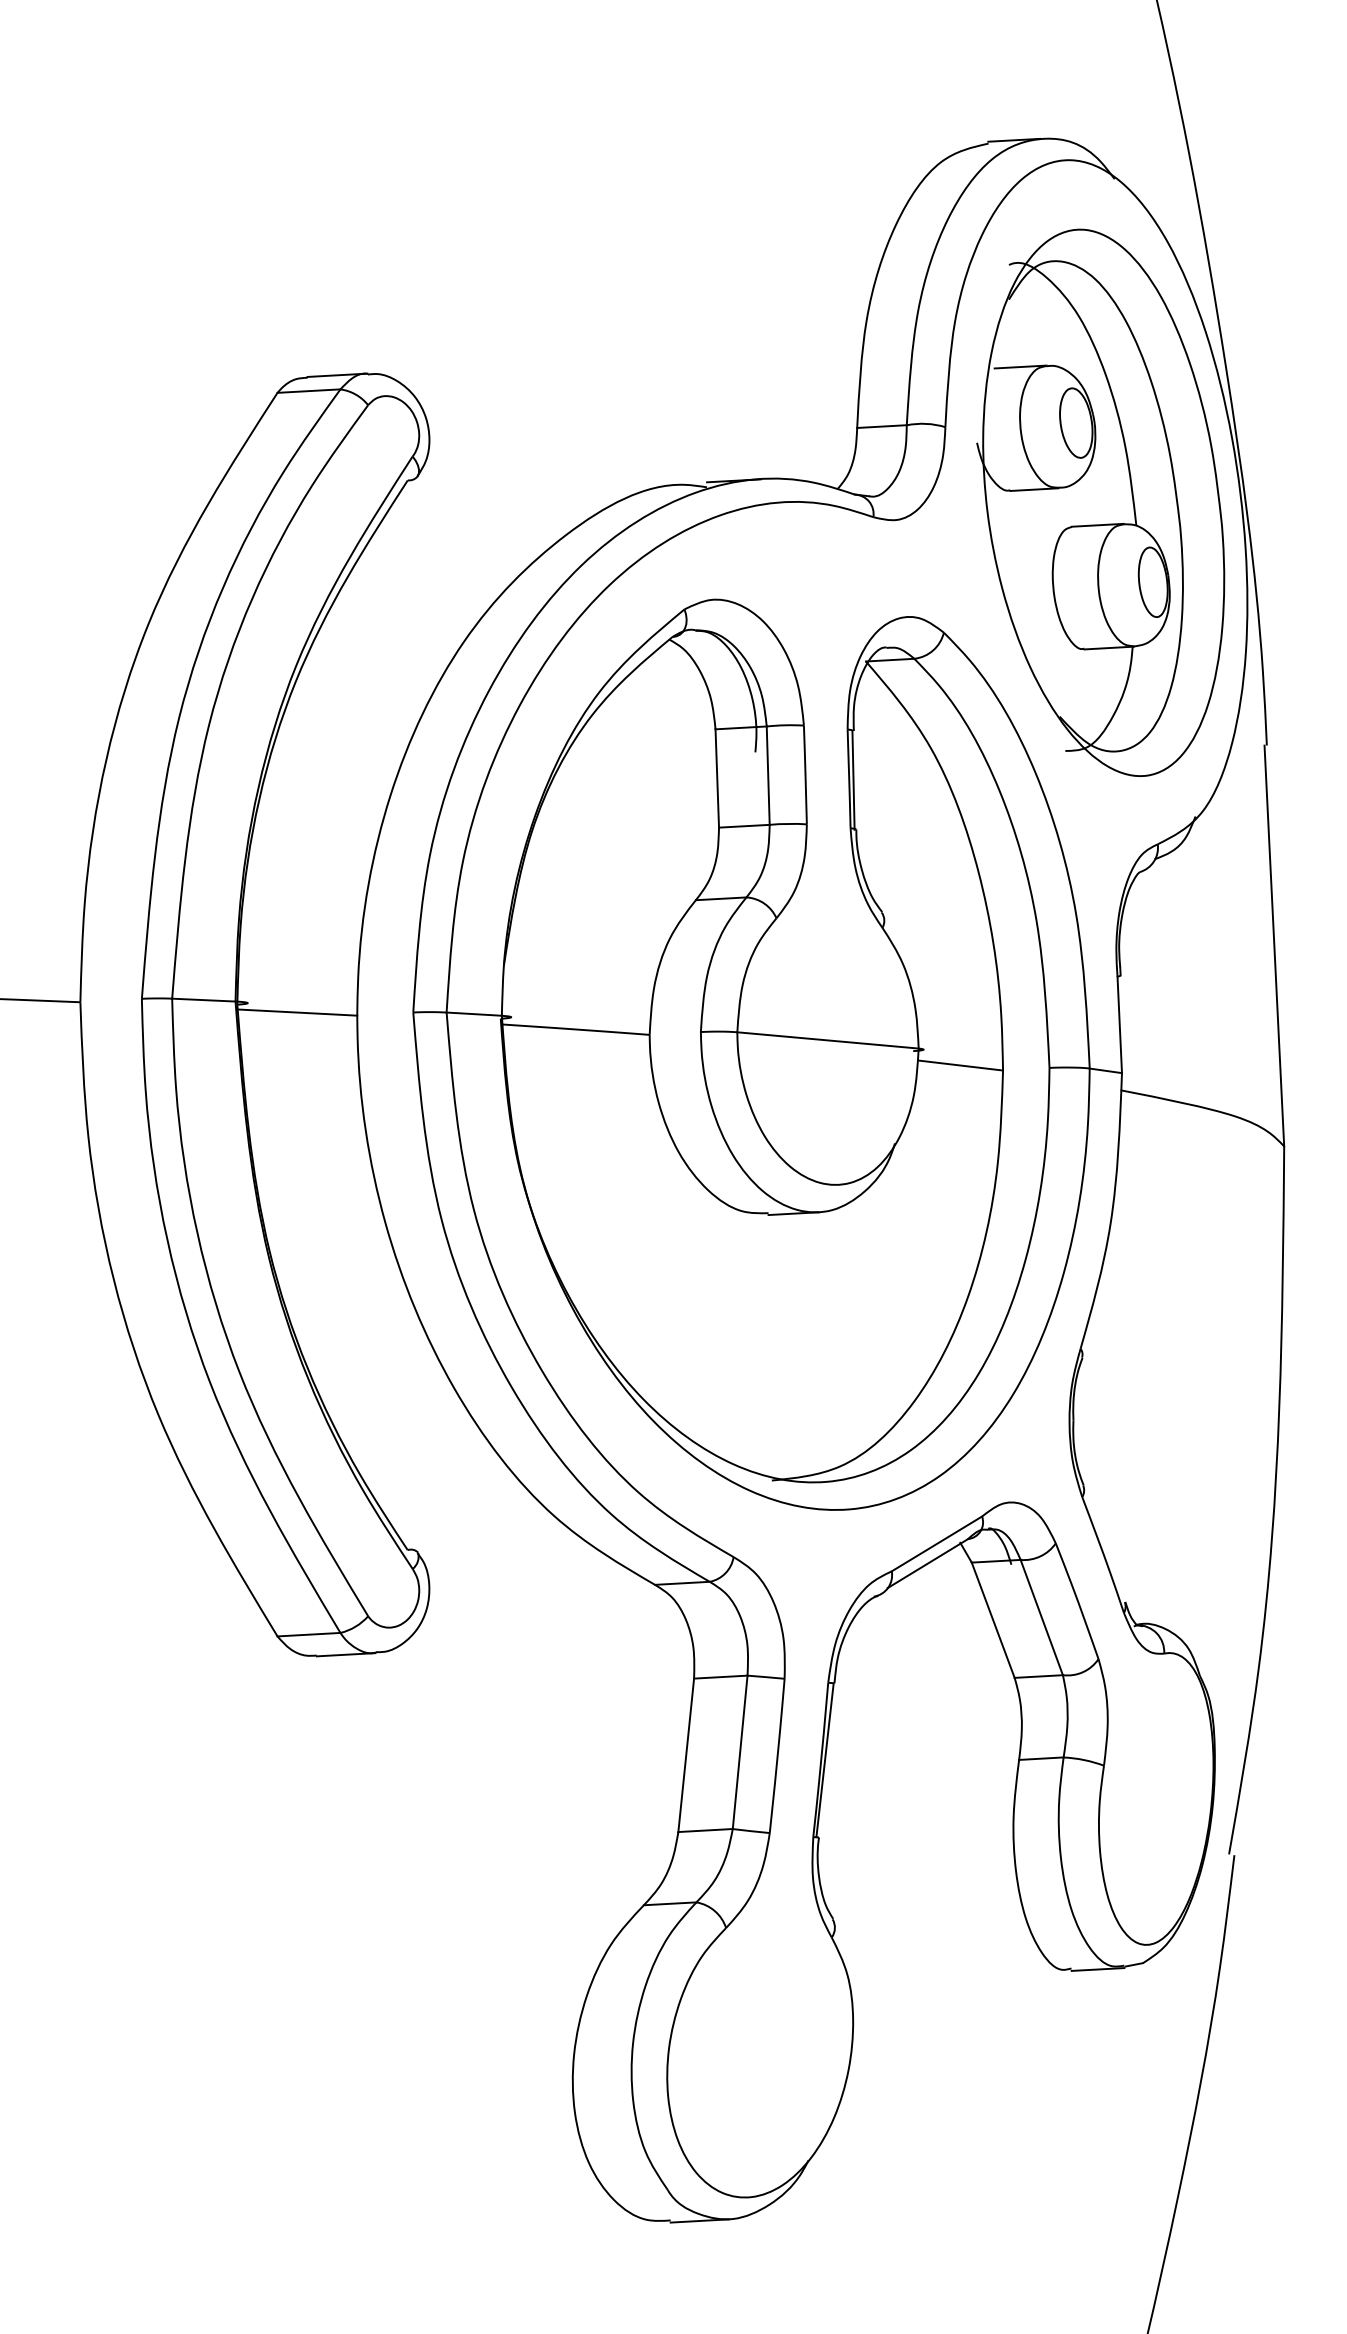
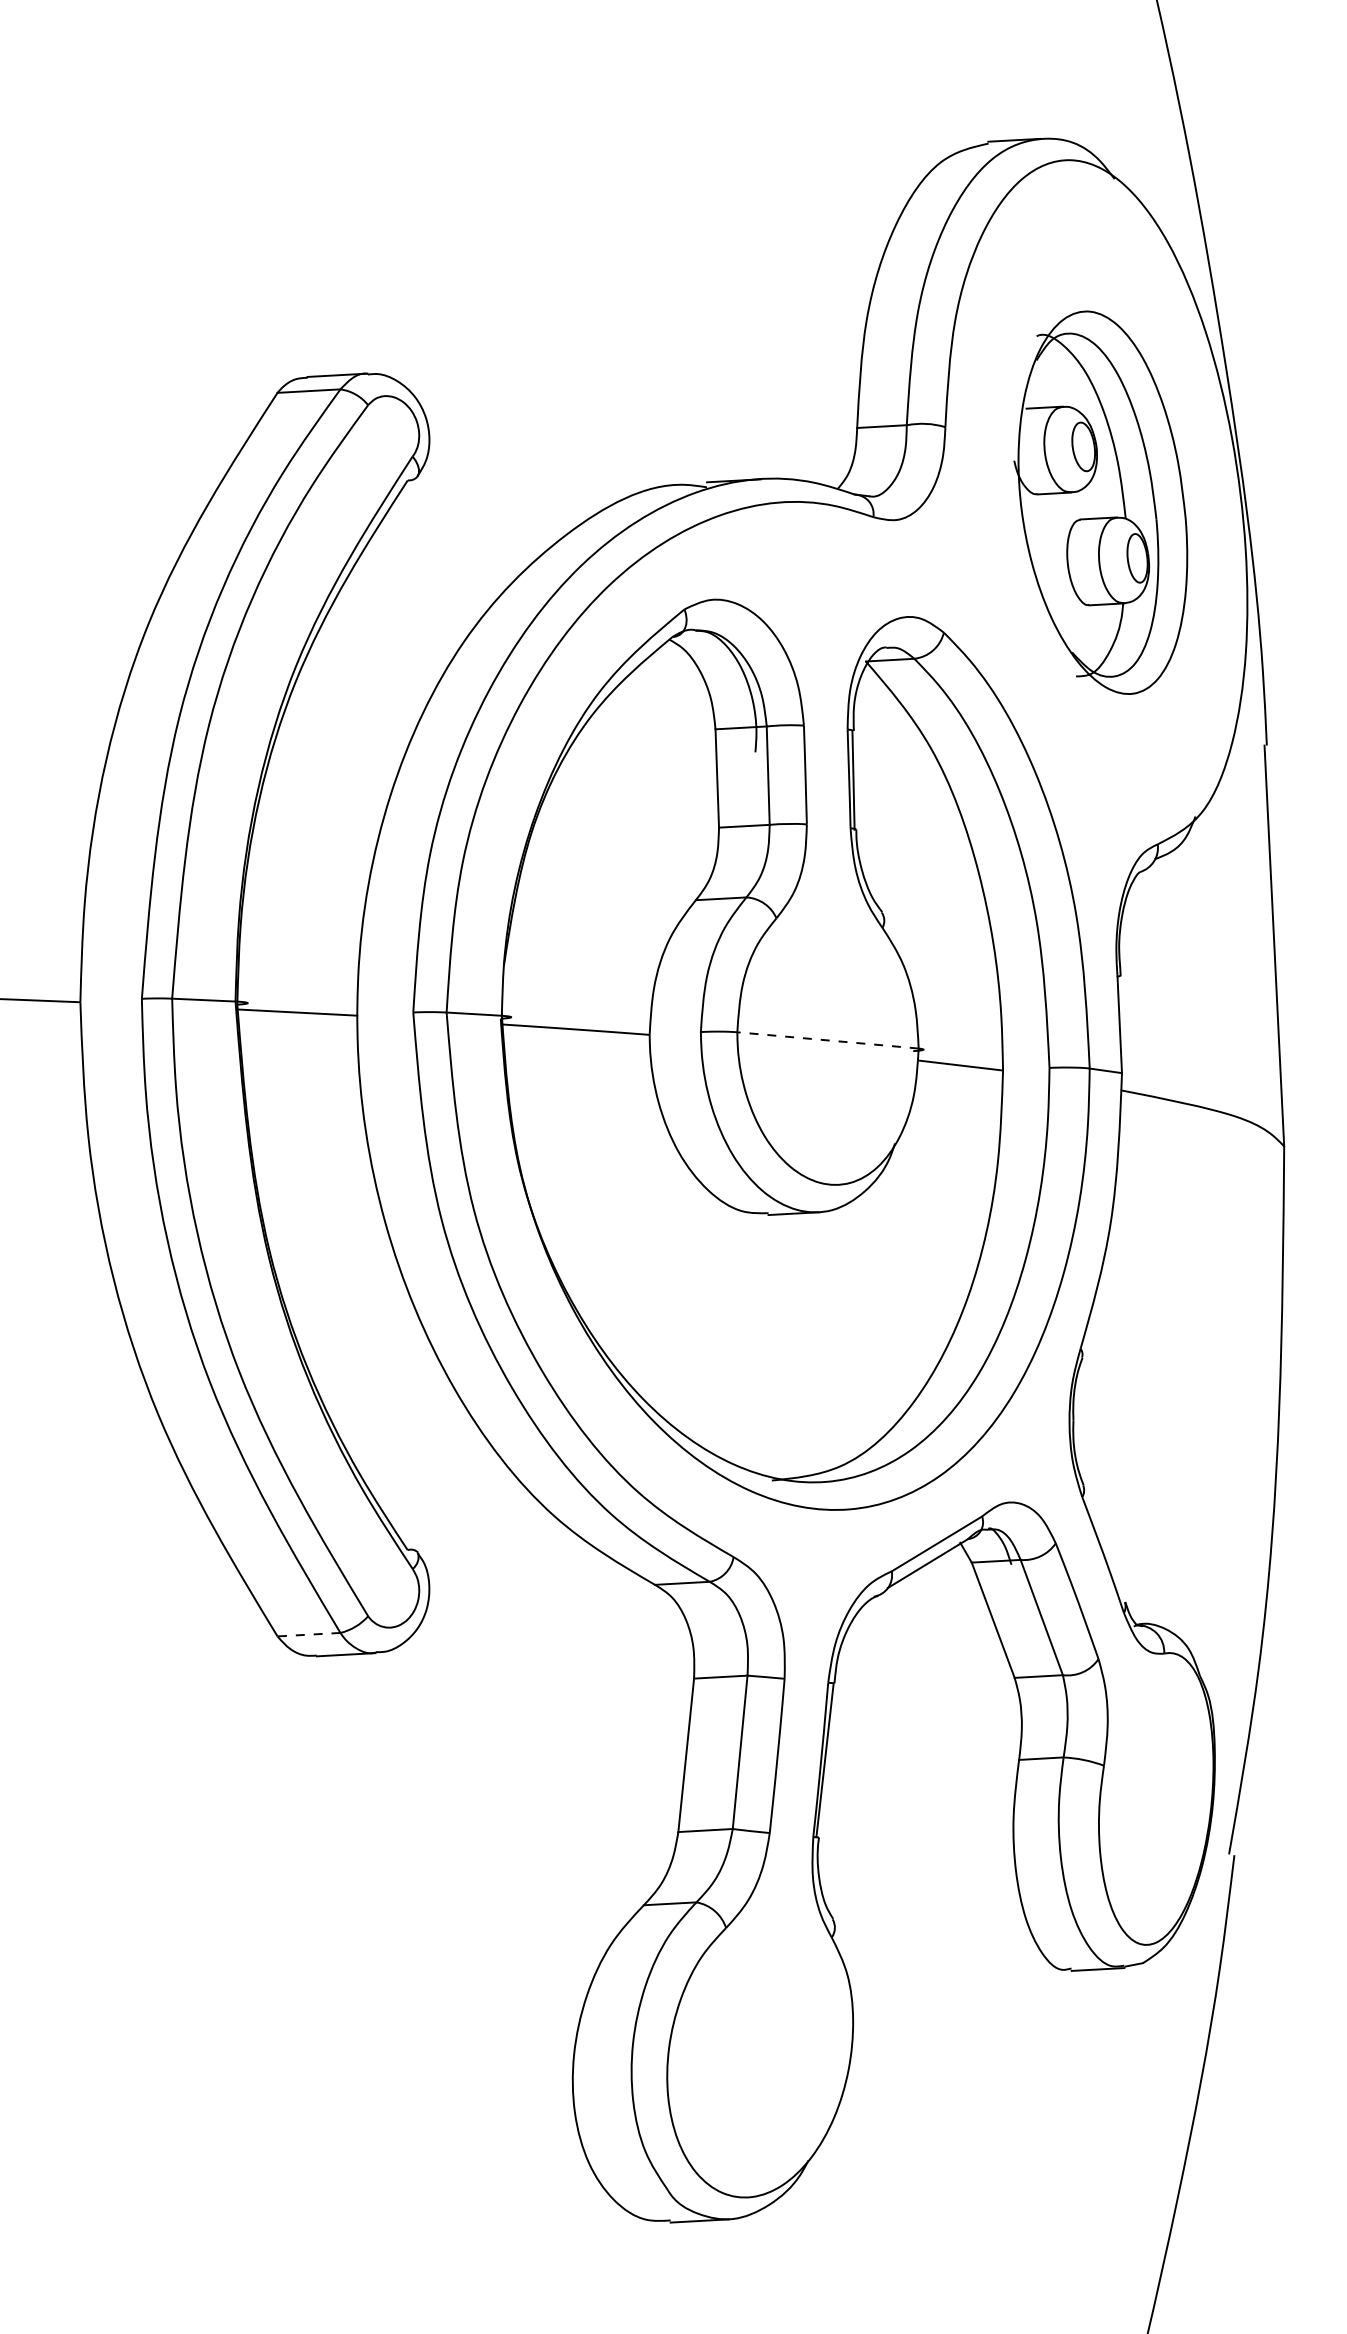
part size: 250x549 px -> 176x385 px (1100, 502)
line: solid -> dashed (827, 1040)
line: solid -> dashed (309, 1634)
